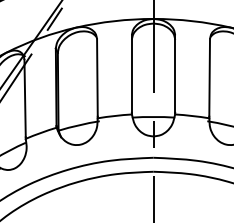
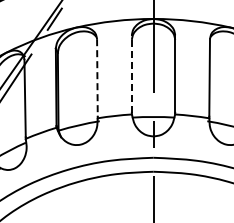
line: solid -> dashed (131, 74)
line: solid -> dashed (97, 77)
